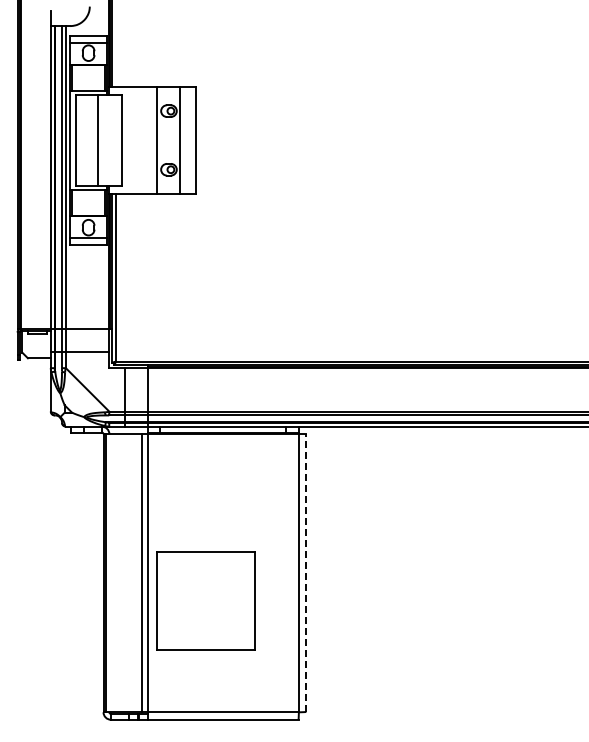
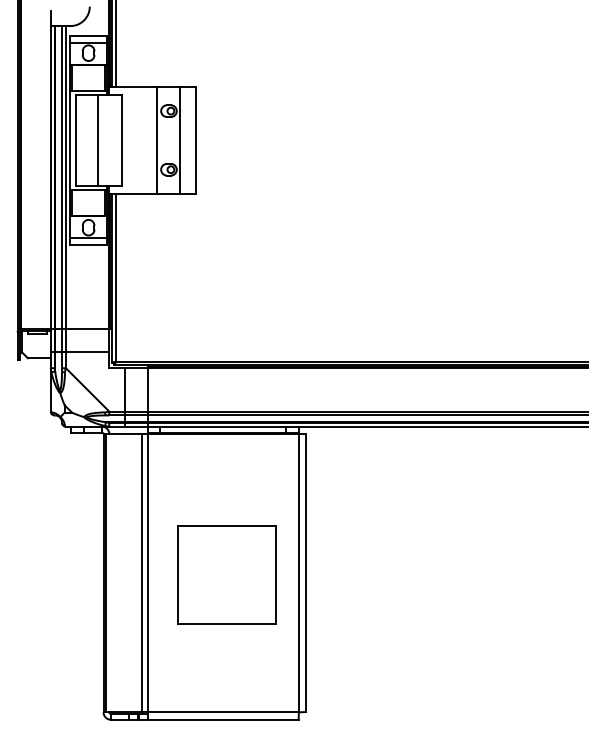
line: none -> present (115, 44)
line: dashed -> solid (306, 573)
part position: (205, 600) -> (226, 574) (226, 574)
